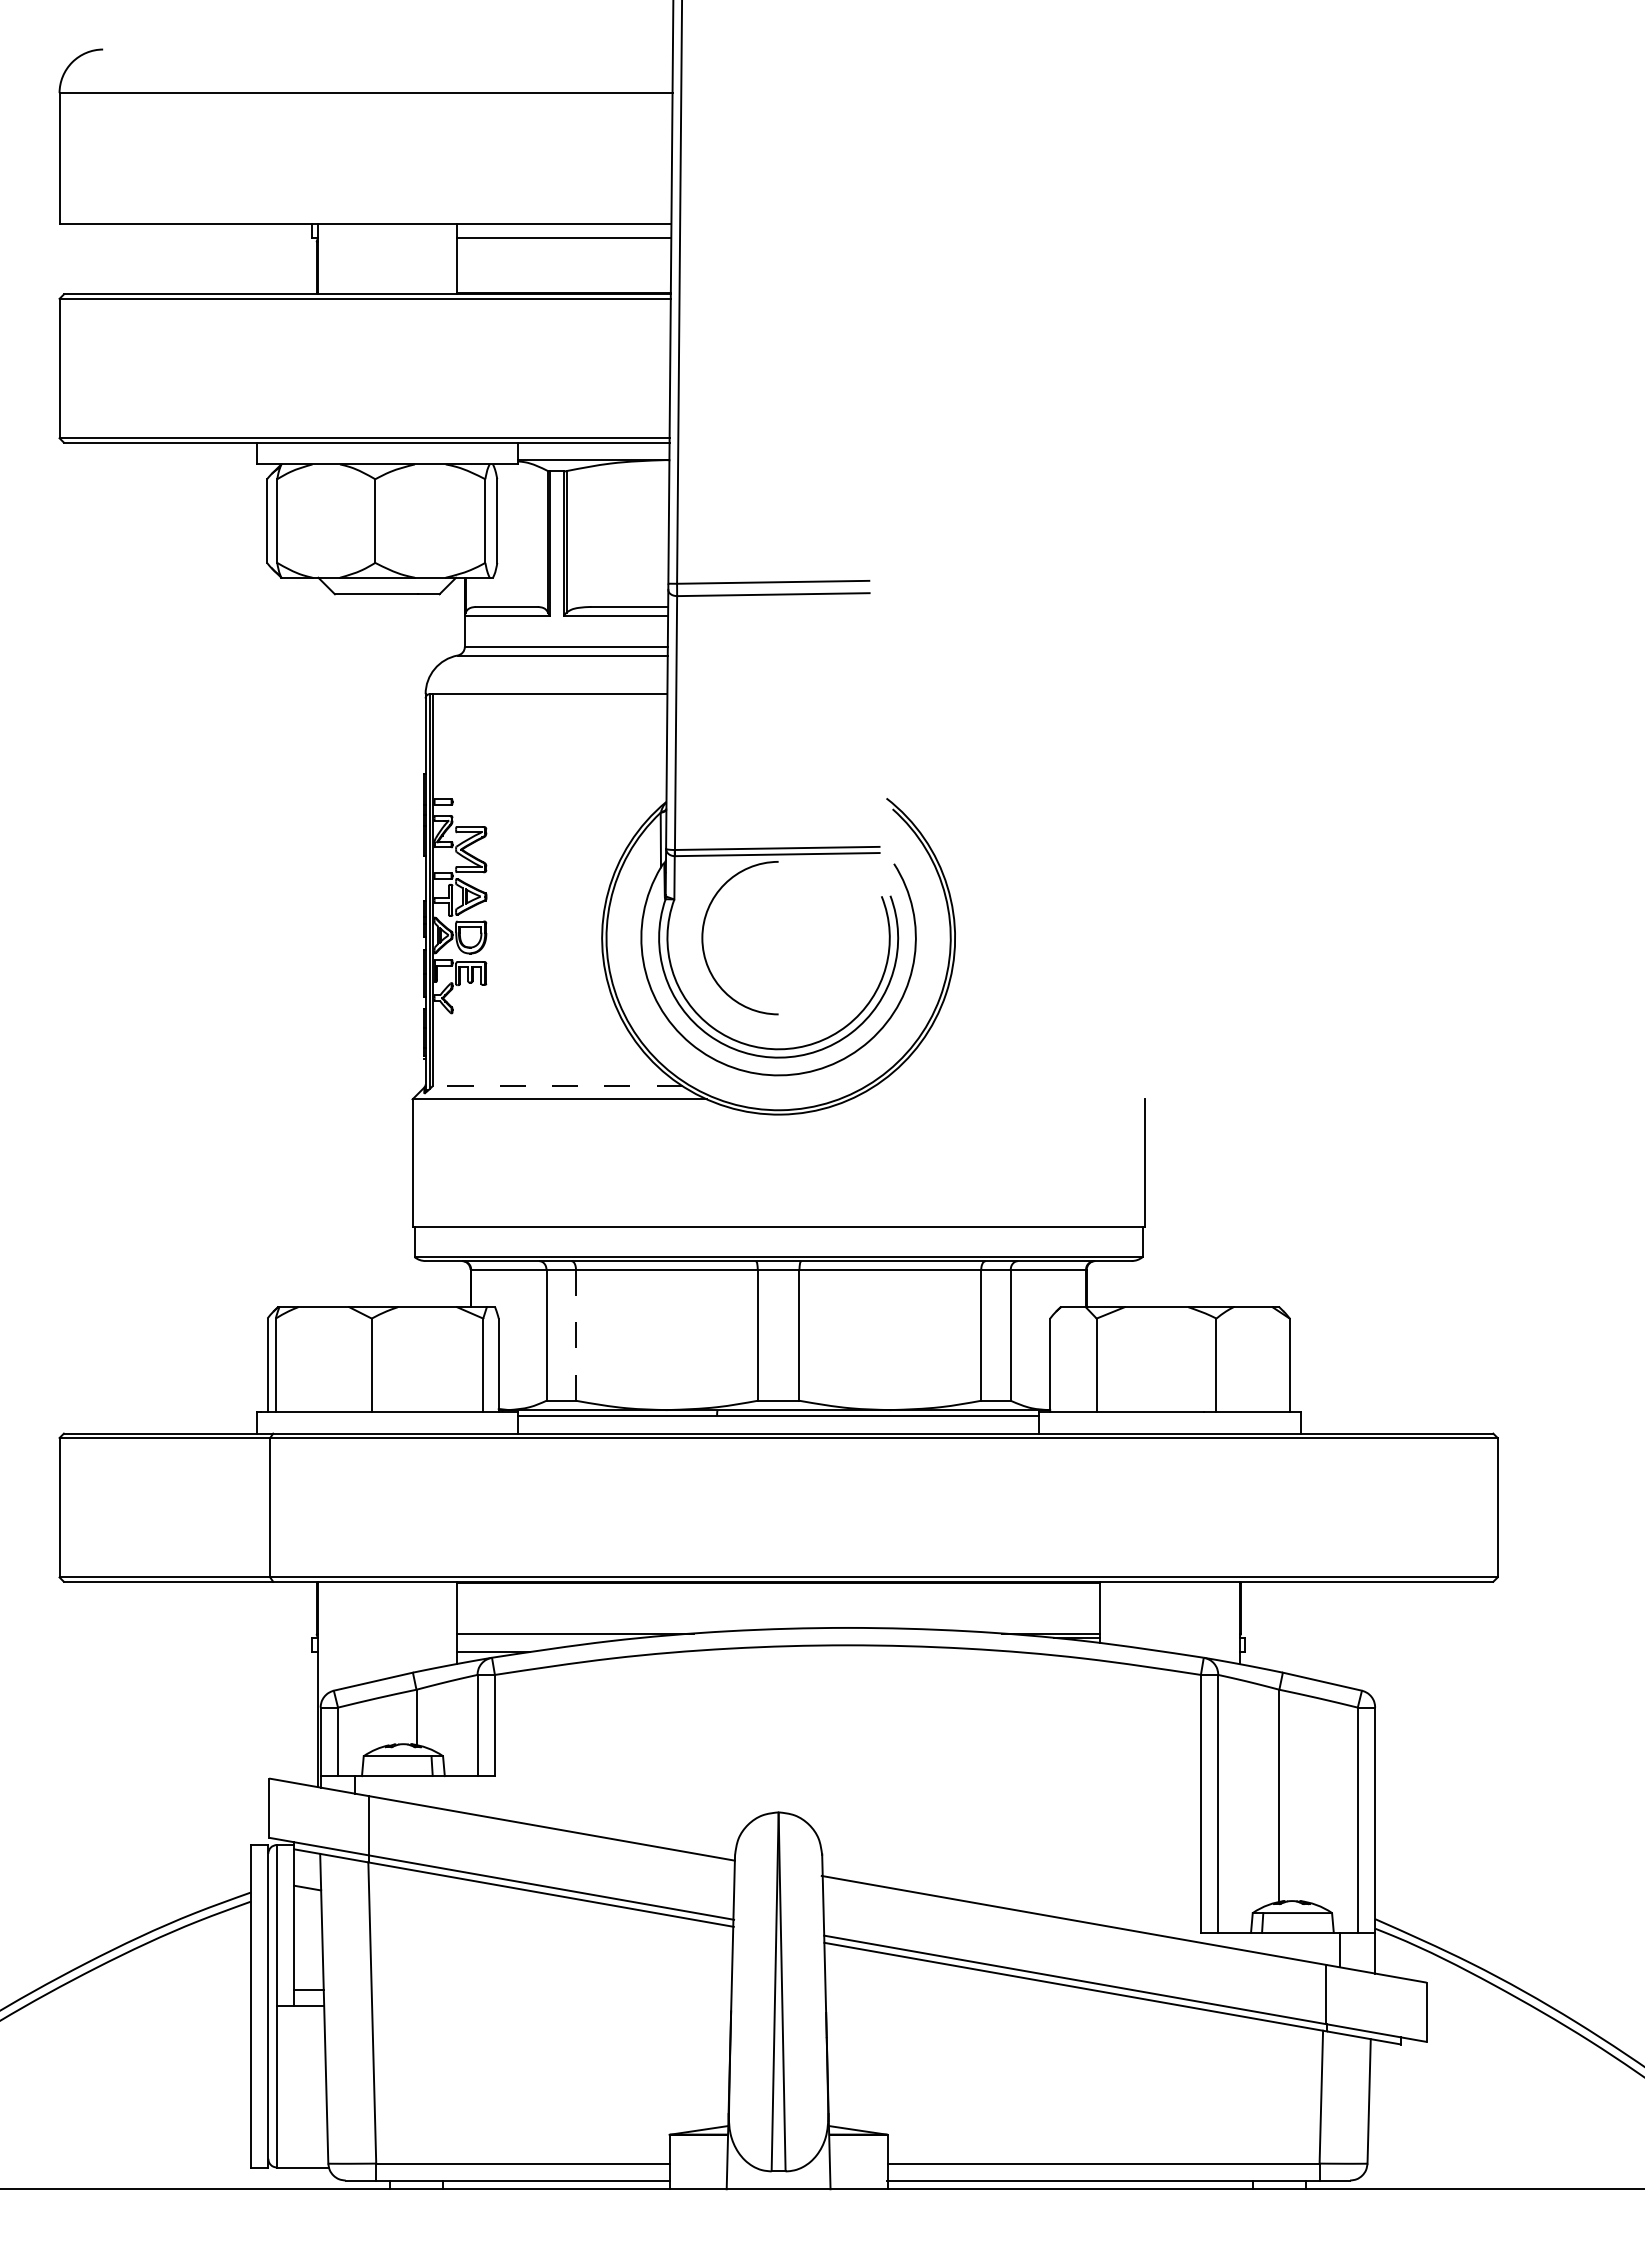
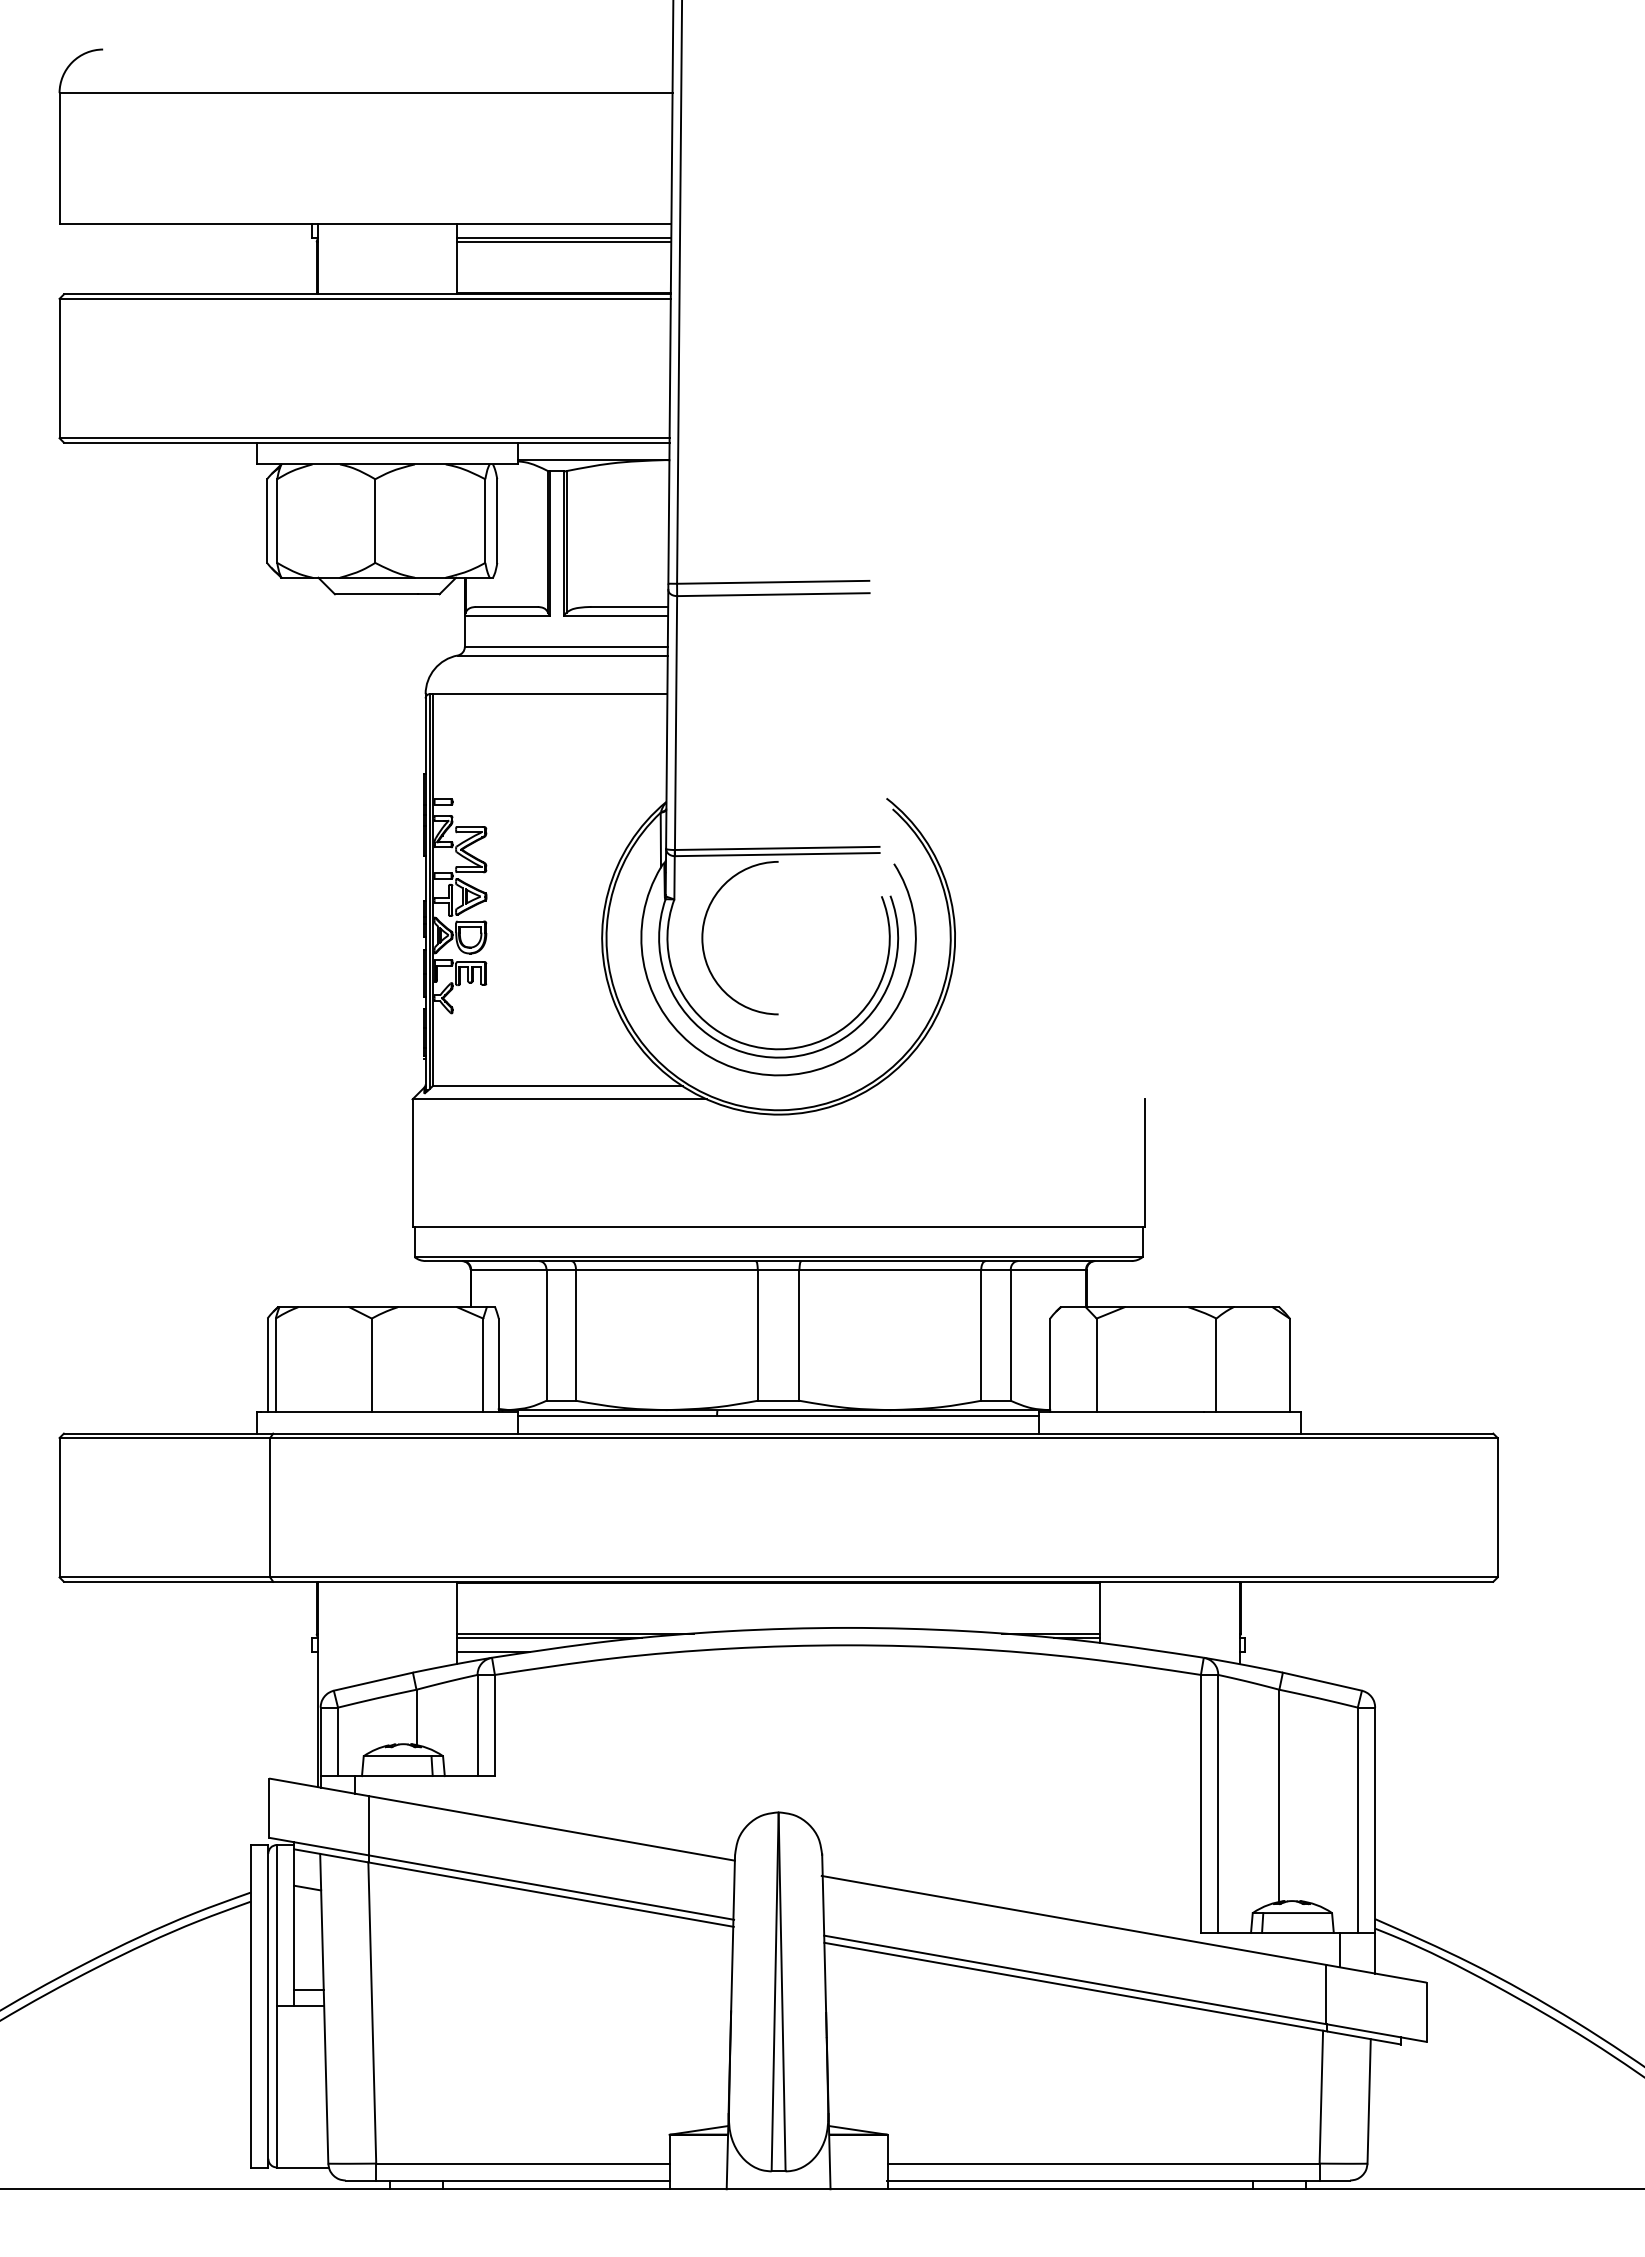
line: none -> present (564, 242)
line: dashed -> solid (557, 1086)
line: dashed -> solid (576, 1335)
line: none -> present (549, 1638)
